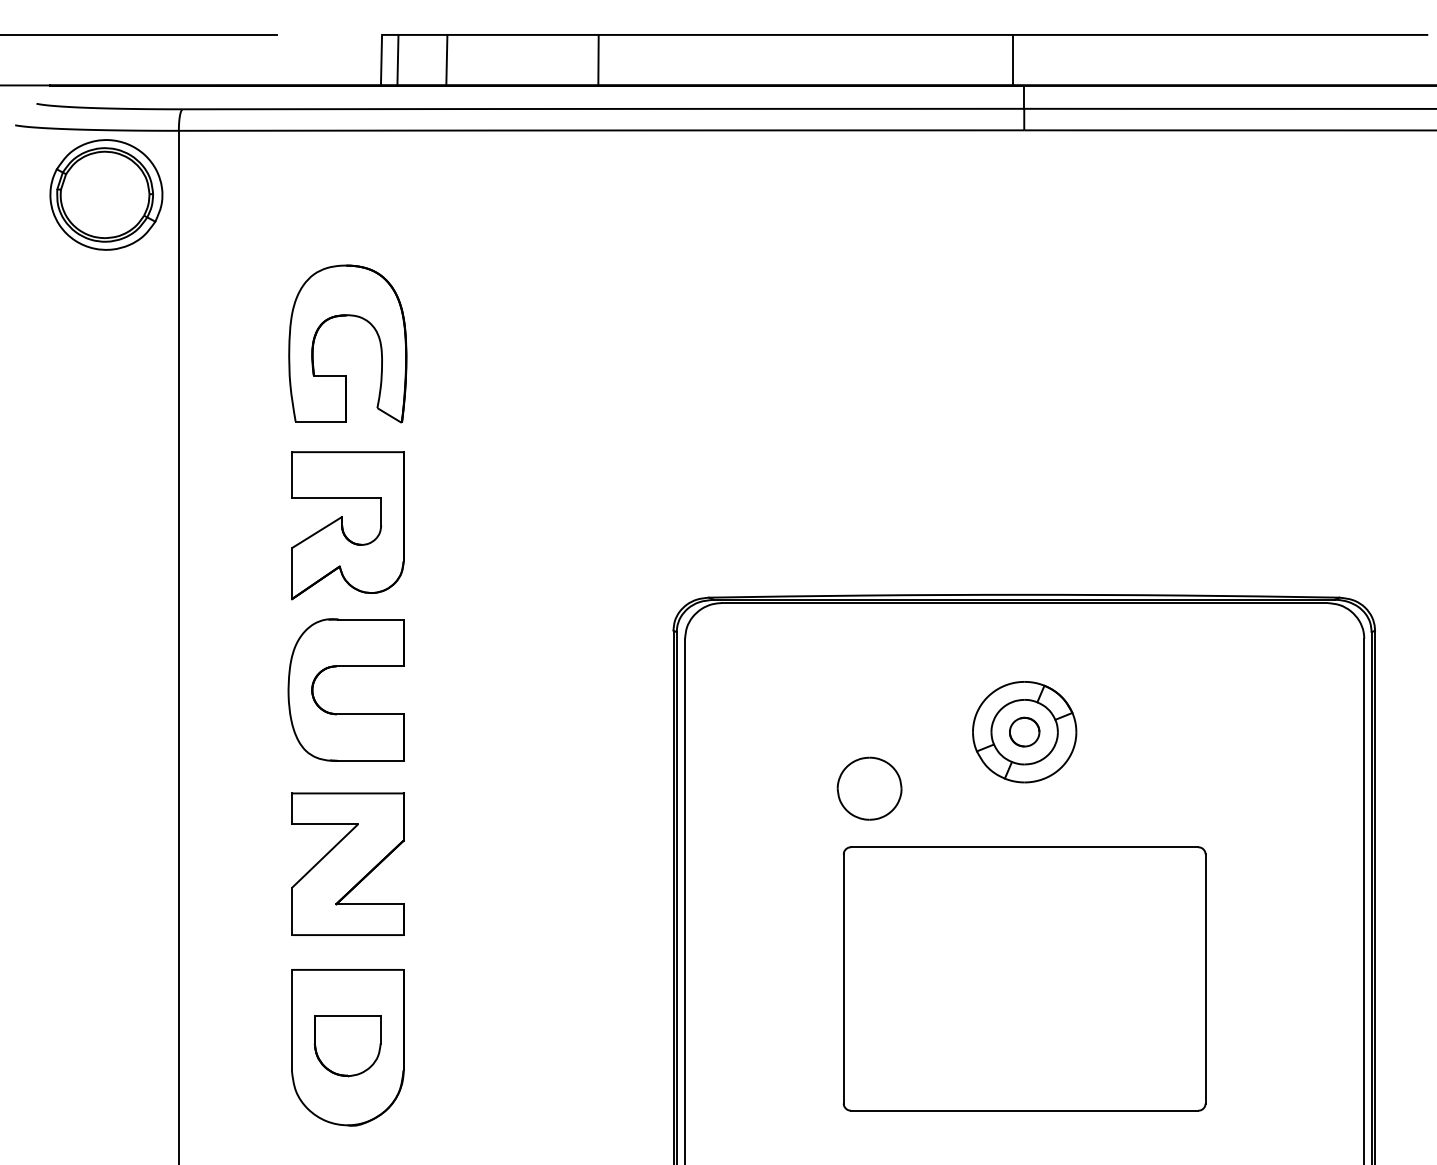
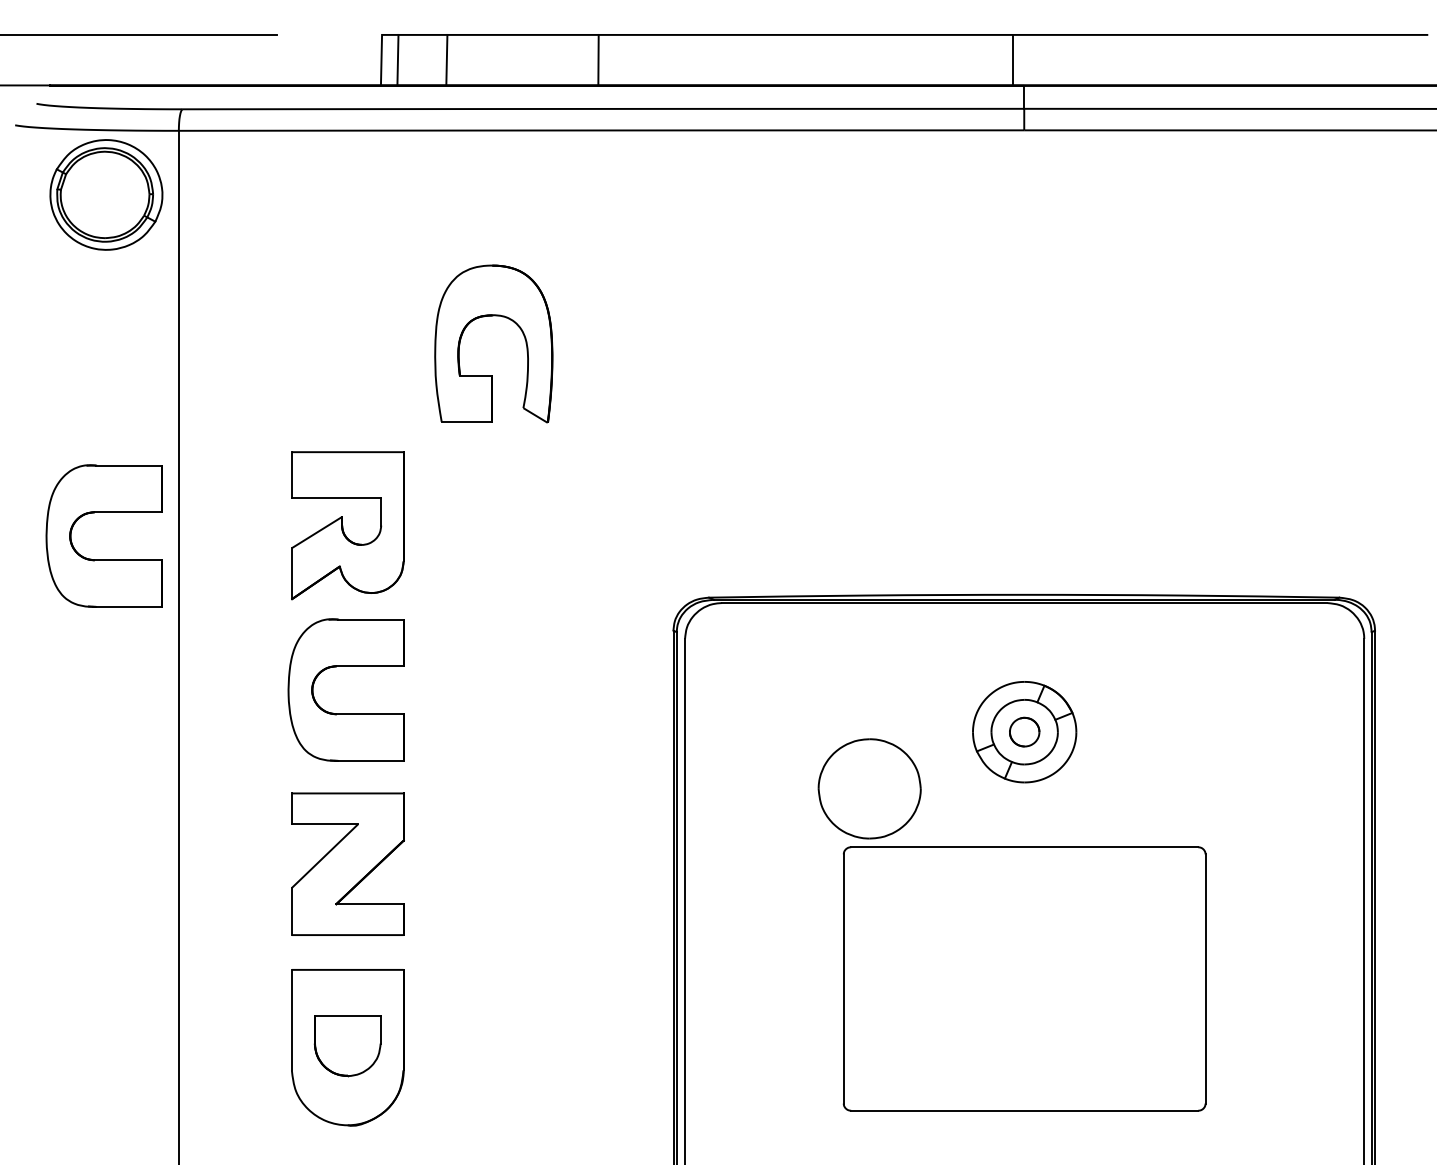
part position: (347, 316) -> (493, 316) (493, 316)
part: none -> present (103, 512)
part size: 67x65 px -> 105x102 px (869, 788)
